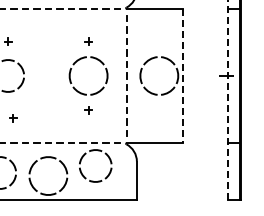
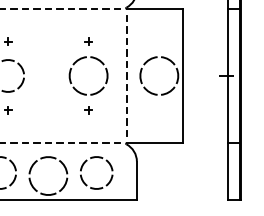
line: dashed -> solid (182, 76)
line: dashed -> solid (228, 99)
part position: (13, 118) -> (8, 110) (8, 110)
part position: (93, 151) -> (94, 158) (94, 158)
